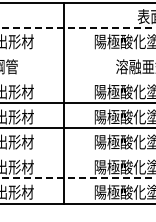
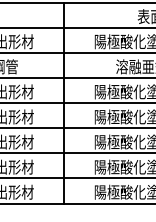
line: dashed -> solid (78, 27)
line: none -> present (77, 52)
line: none -> present (77, 78)
line: none -> present (77, 153)
line: dashed -> solid (78, 178)
